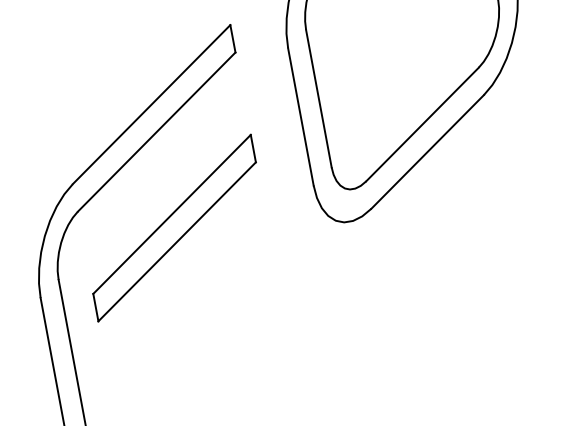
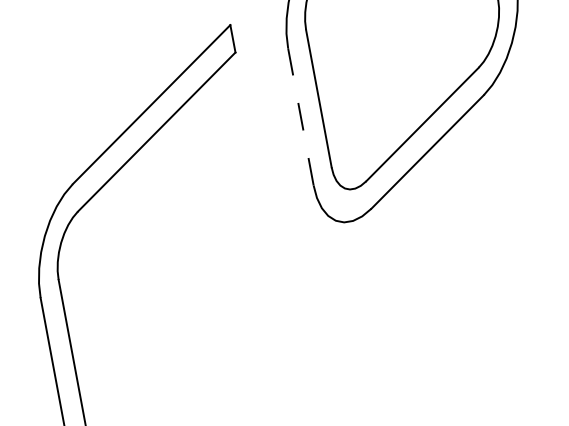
line: solid -> dashed (300, 116)
part: present -> none (174, 227)
